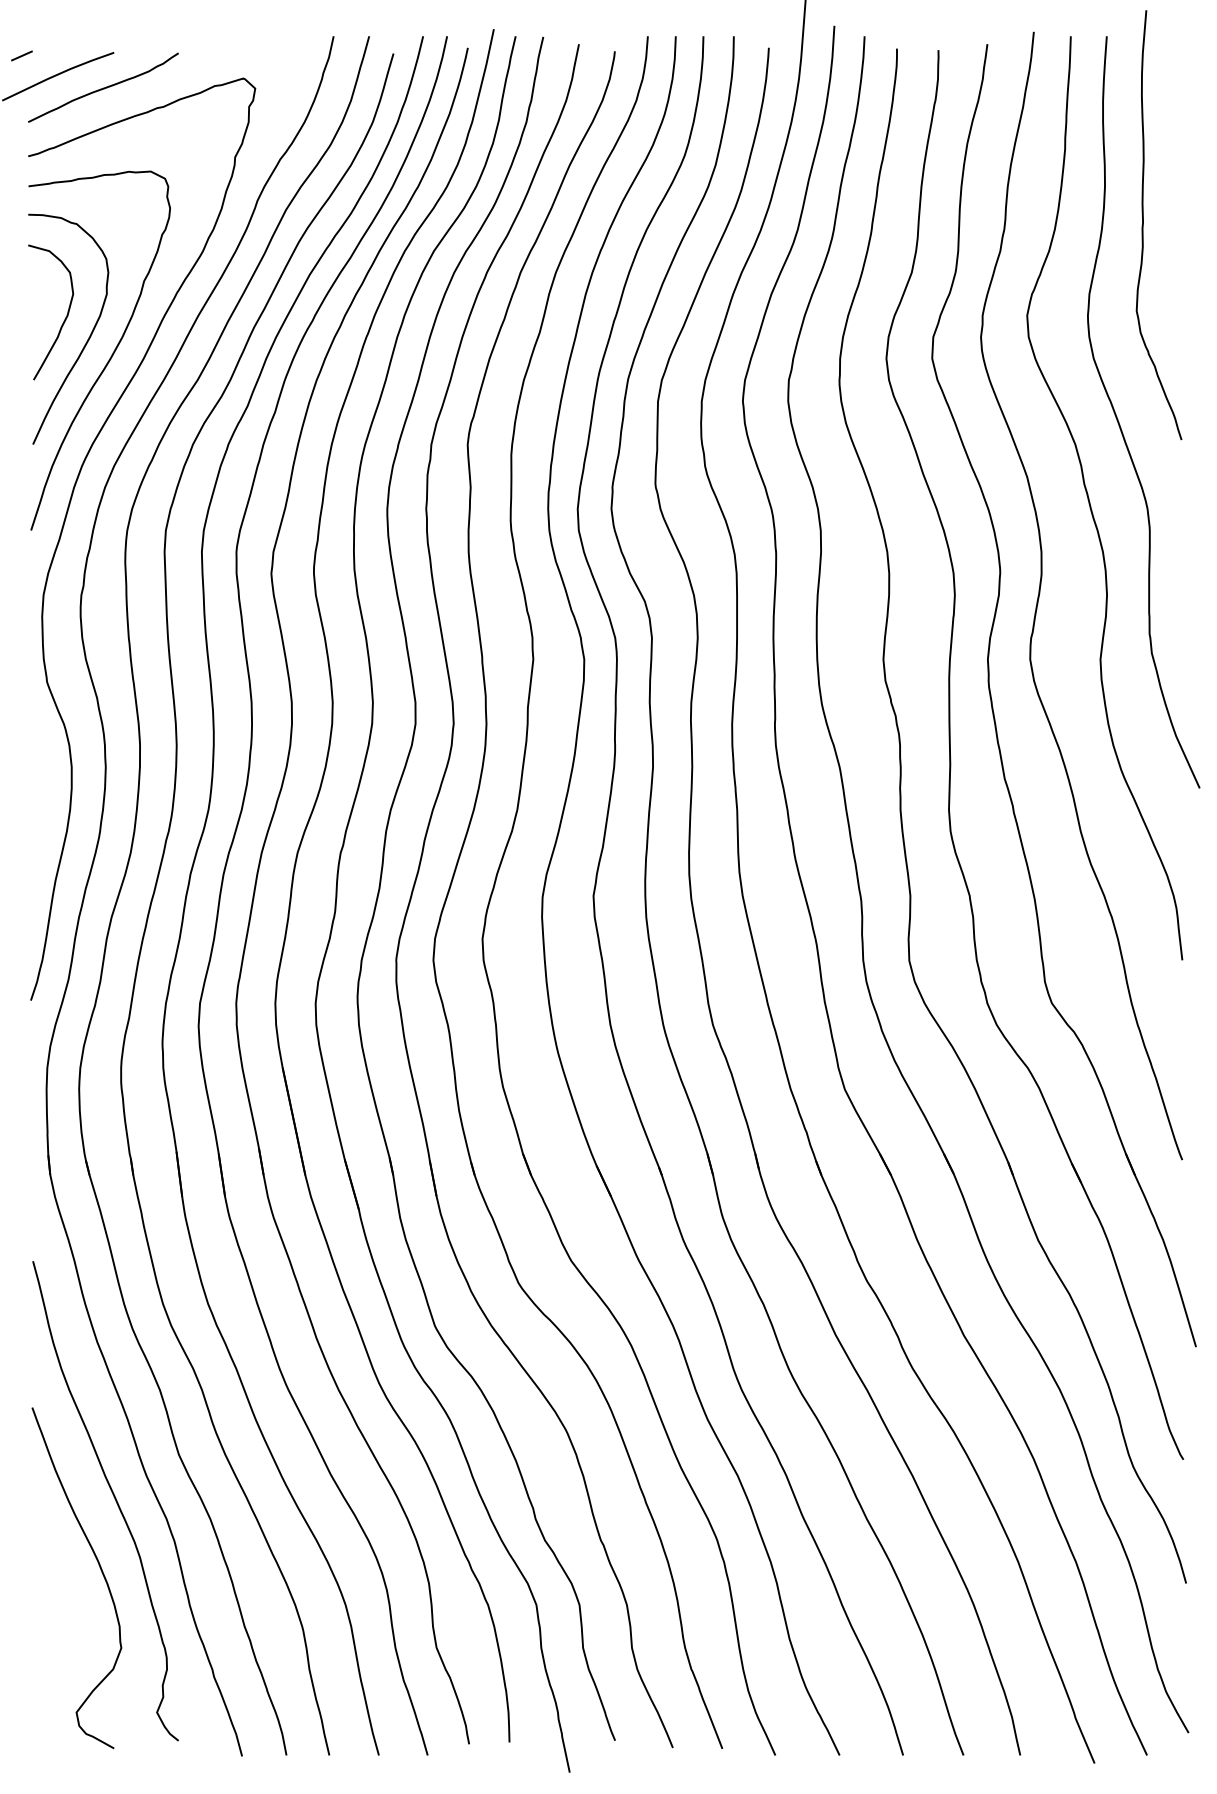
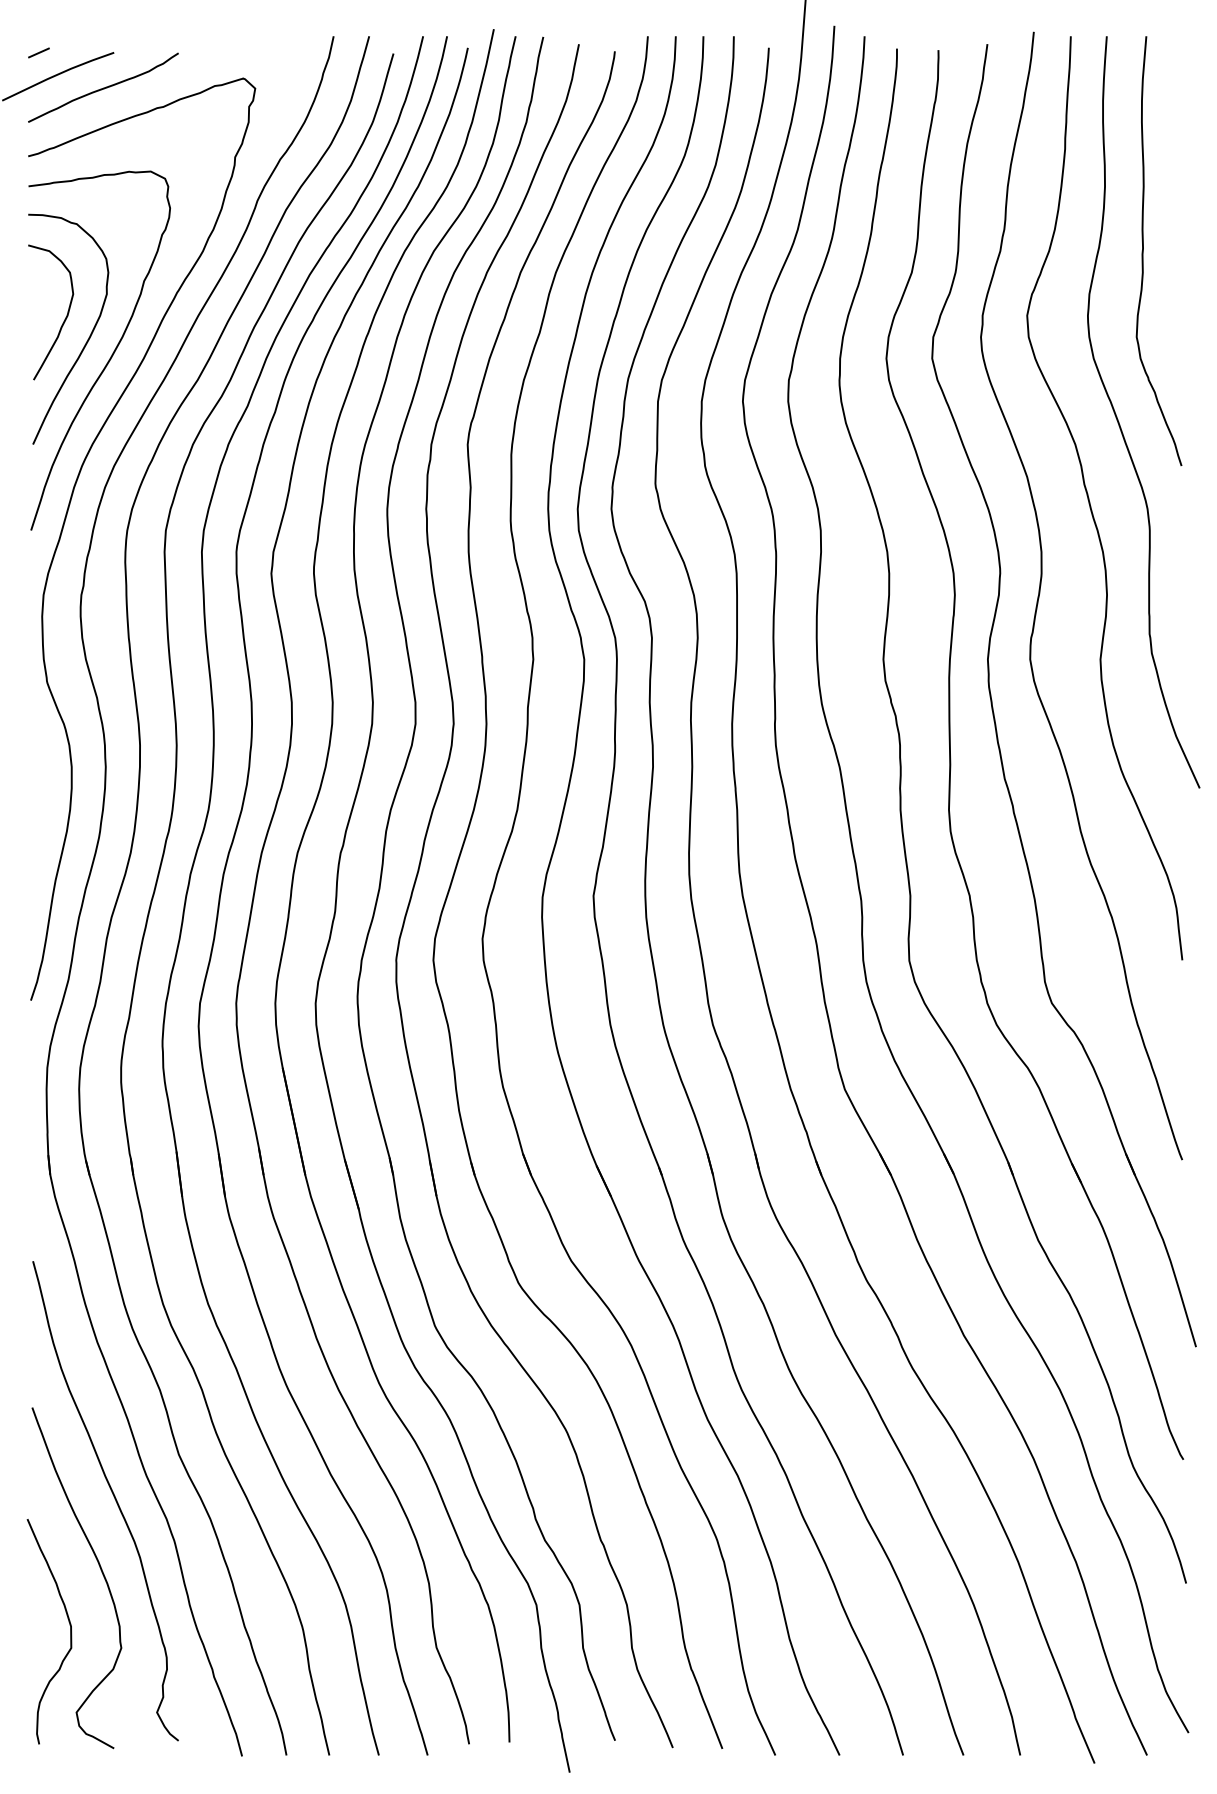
line position: (21, 55) -> (38, 52) (38, 52)
curve position: (1143, 224) -> (1143, 250) (1143, 250)
curve: none -> present (69, 1625)
